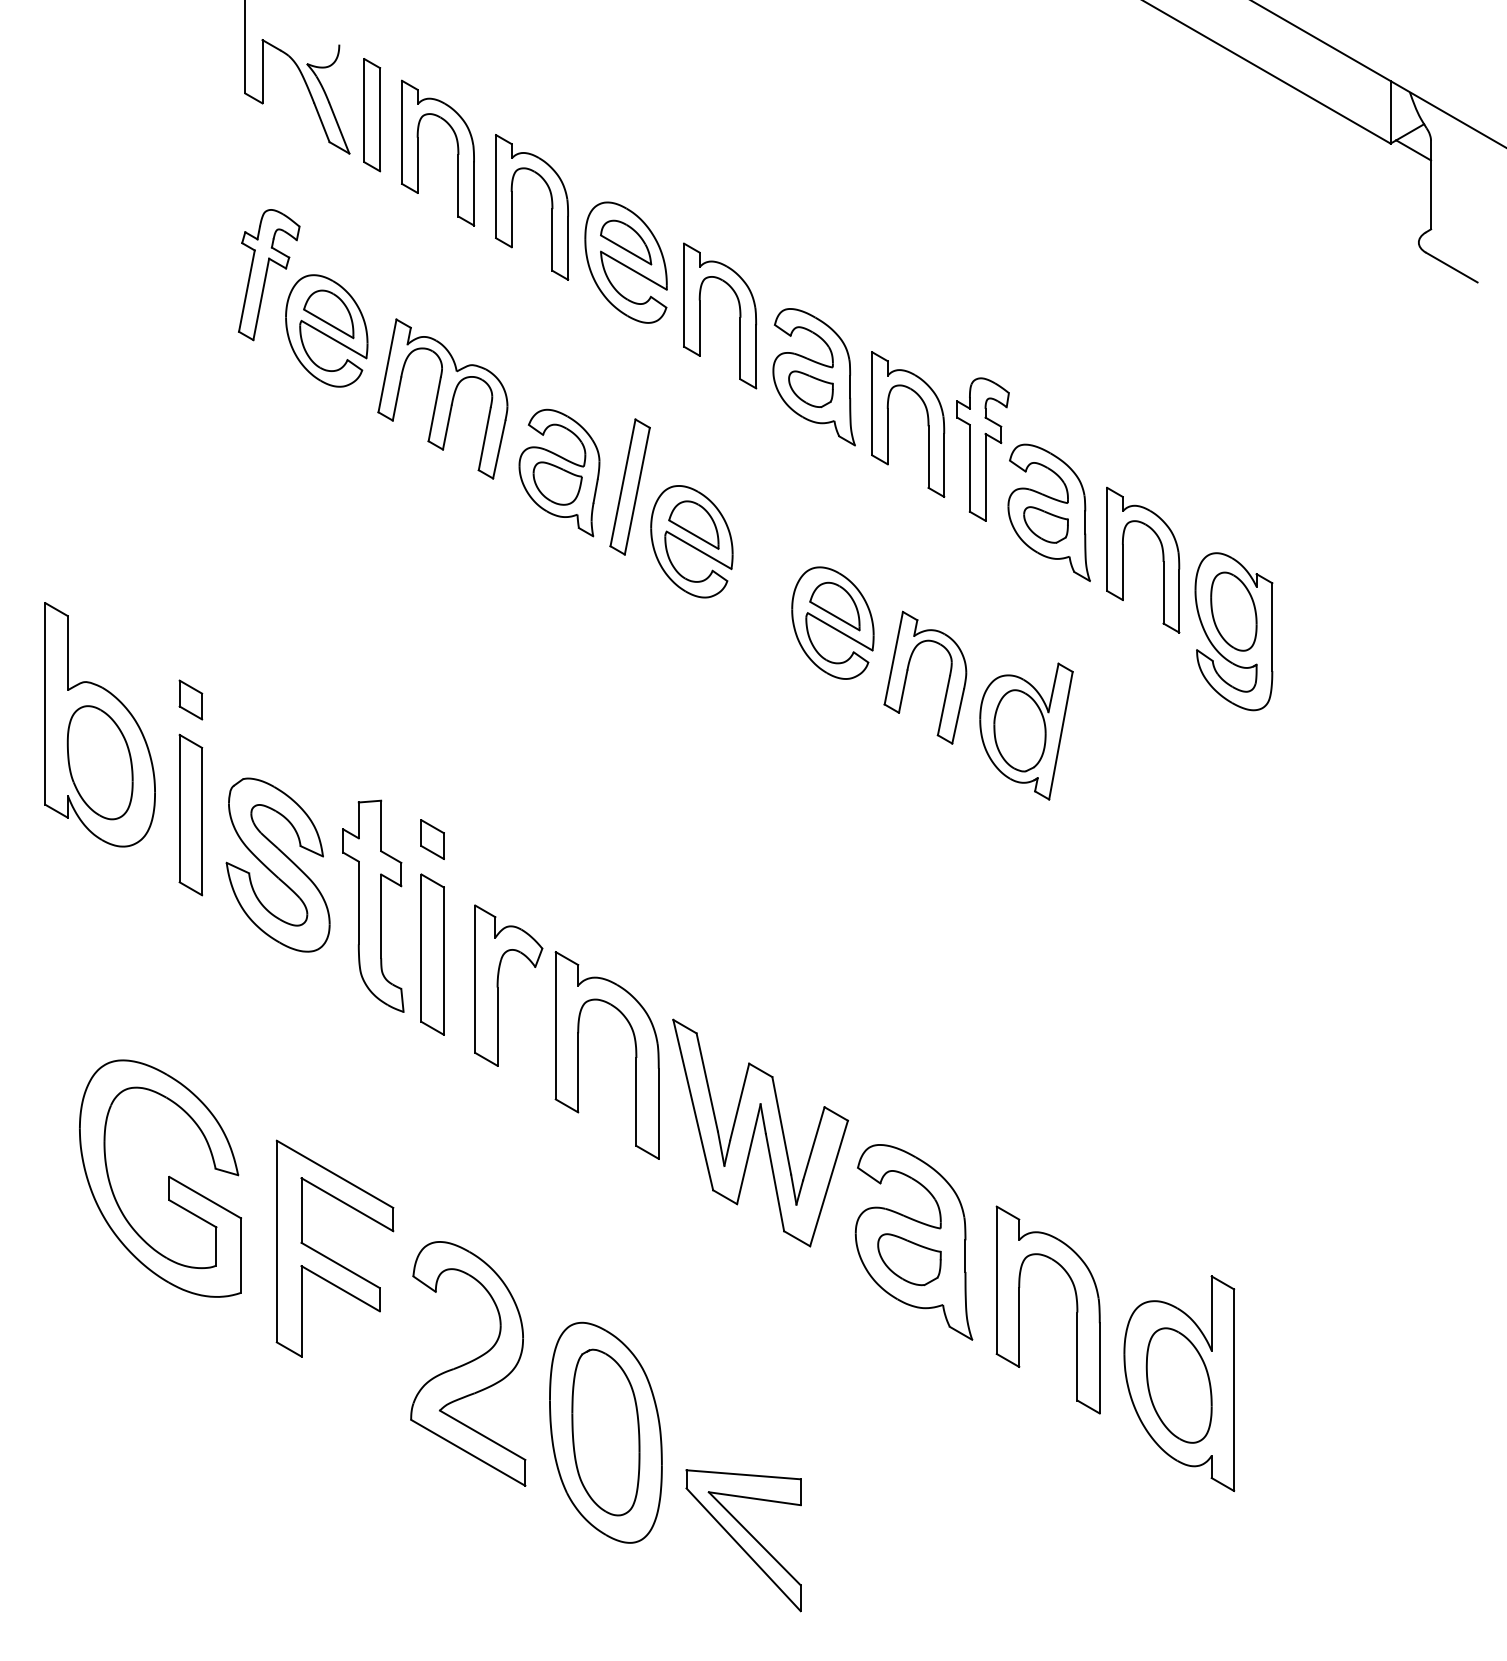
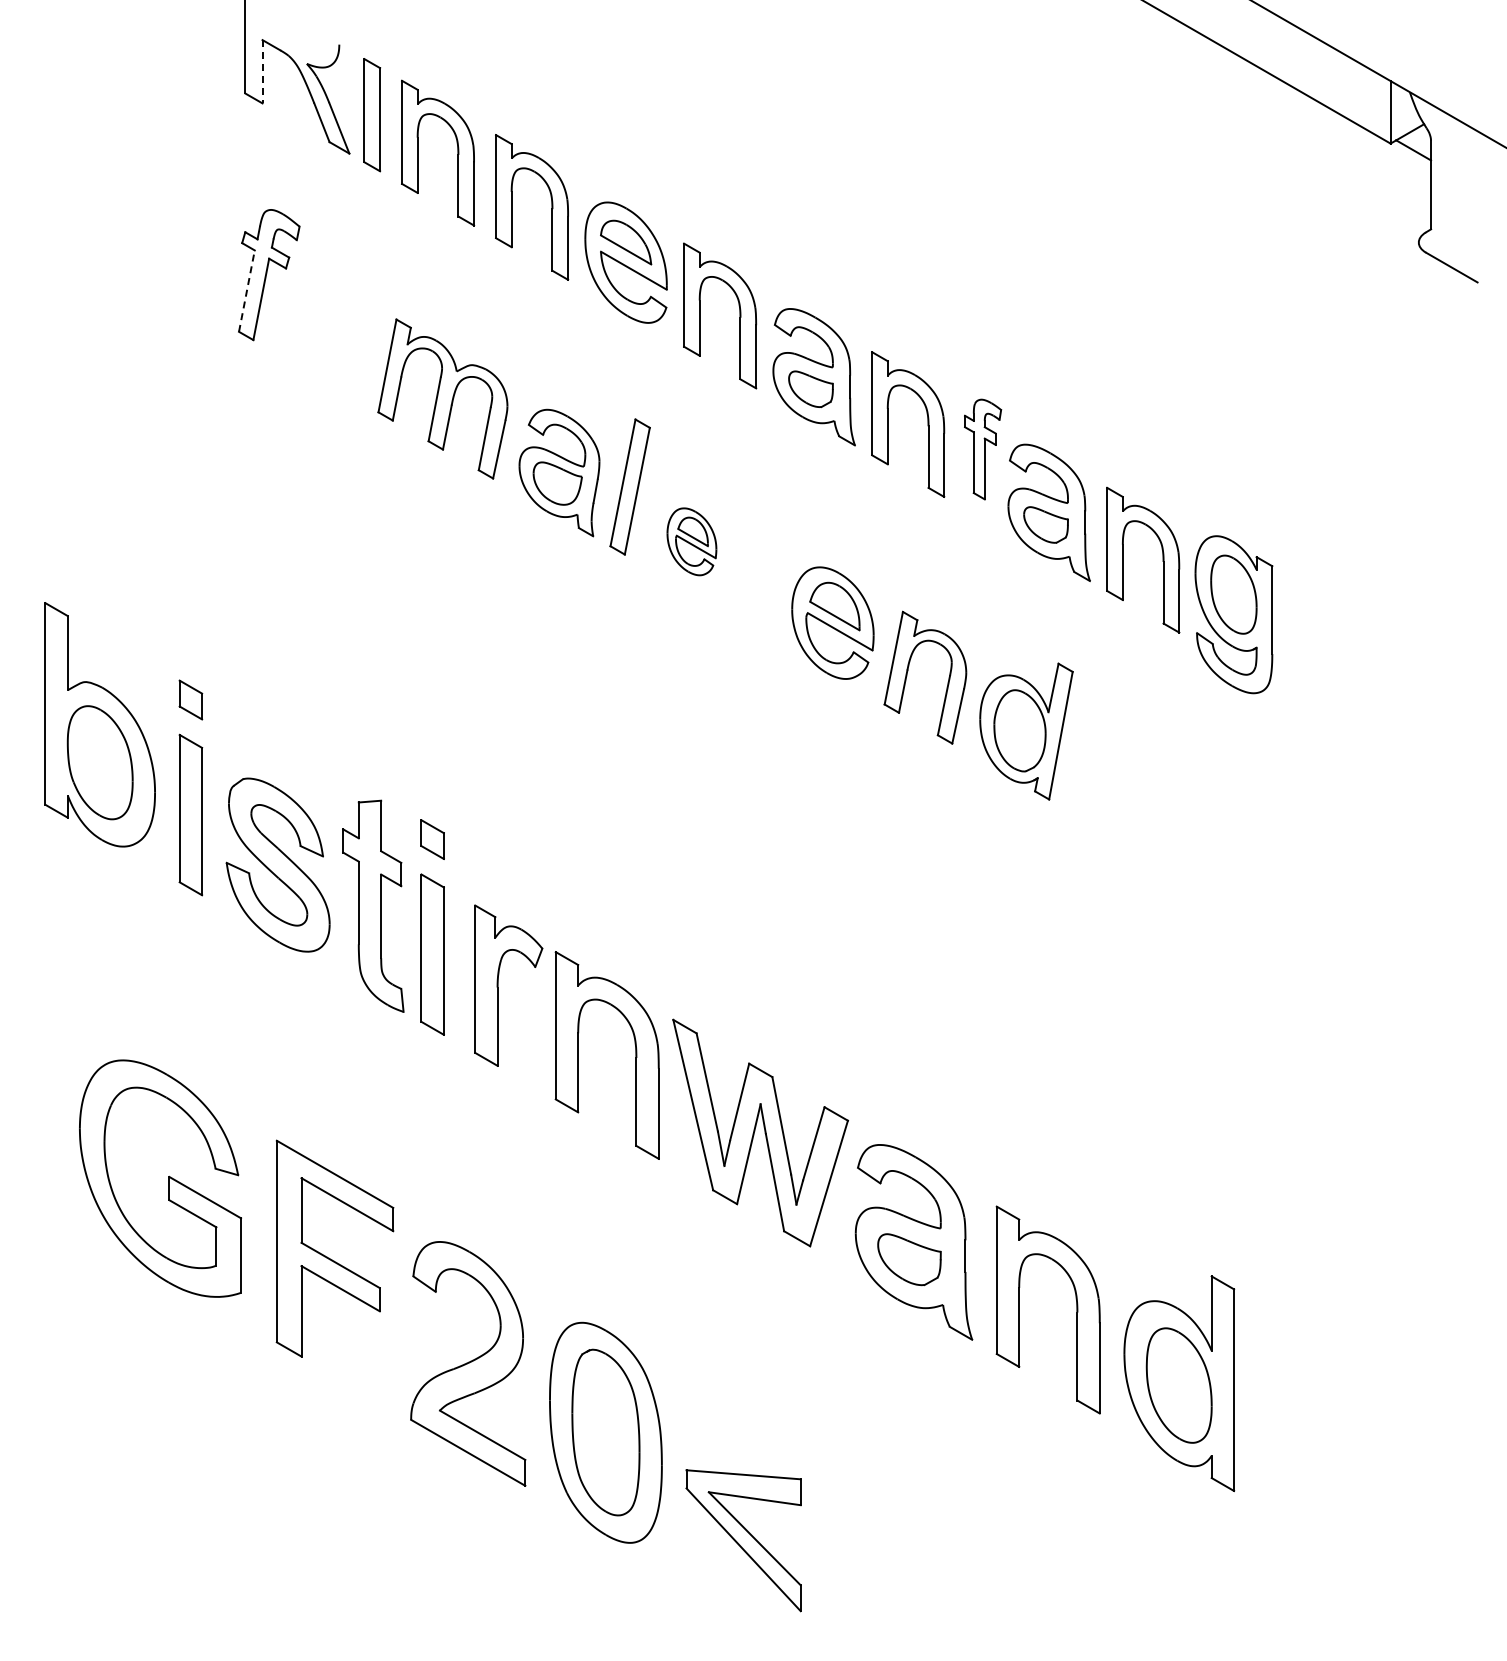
line: solid -> dashed (262, 71)
line: solid -> dashed (247, 290)
part: present -> none (326, 330)
part size: 54x145 px -> 39x103 px (983, 449)
part size: 84x114 px -> 52x70 px (691, 541)
part position: (1233, 631) -> (1233, 614) (1233, 614)
